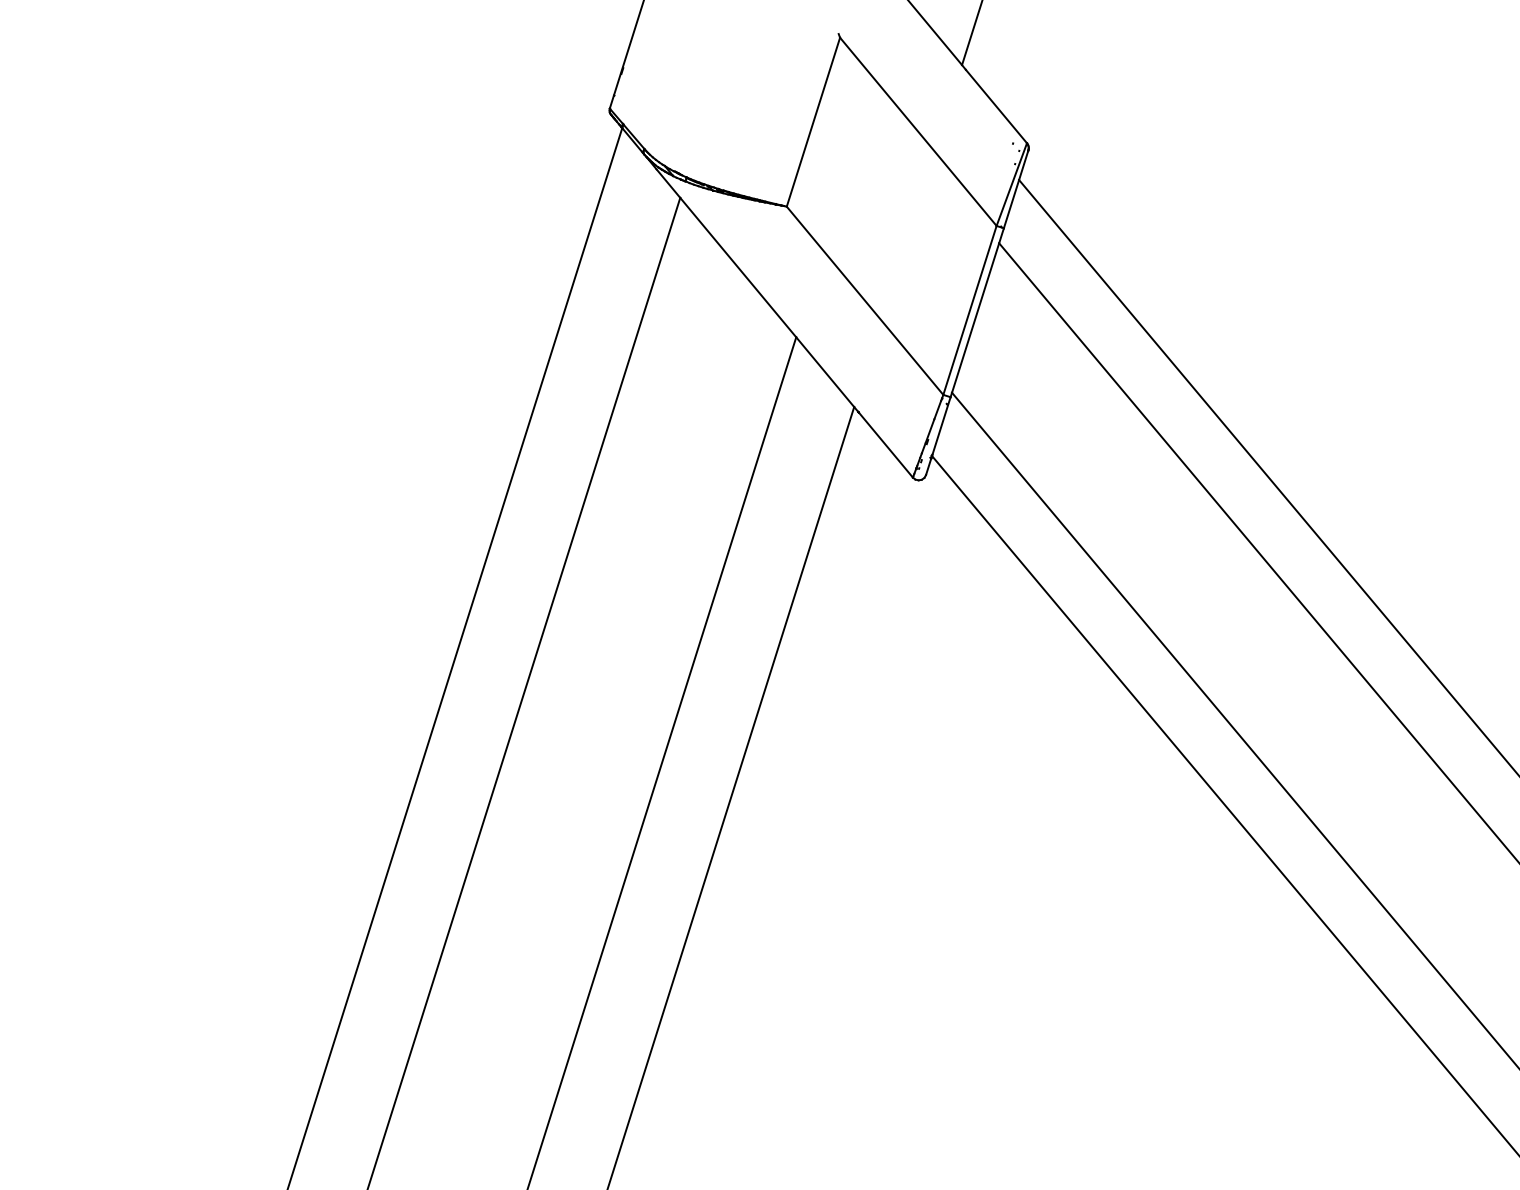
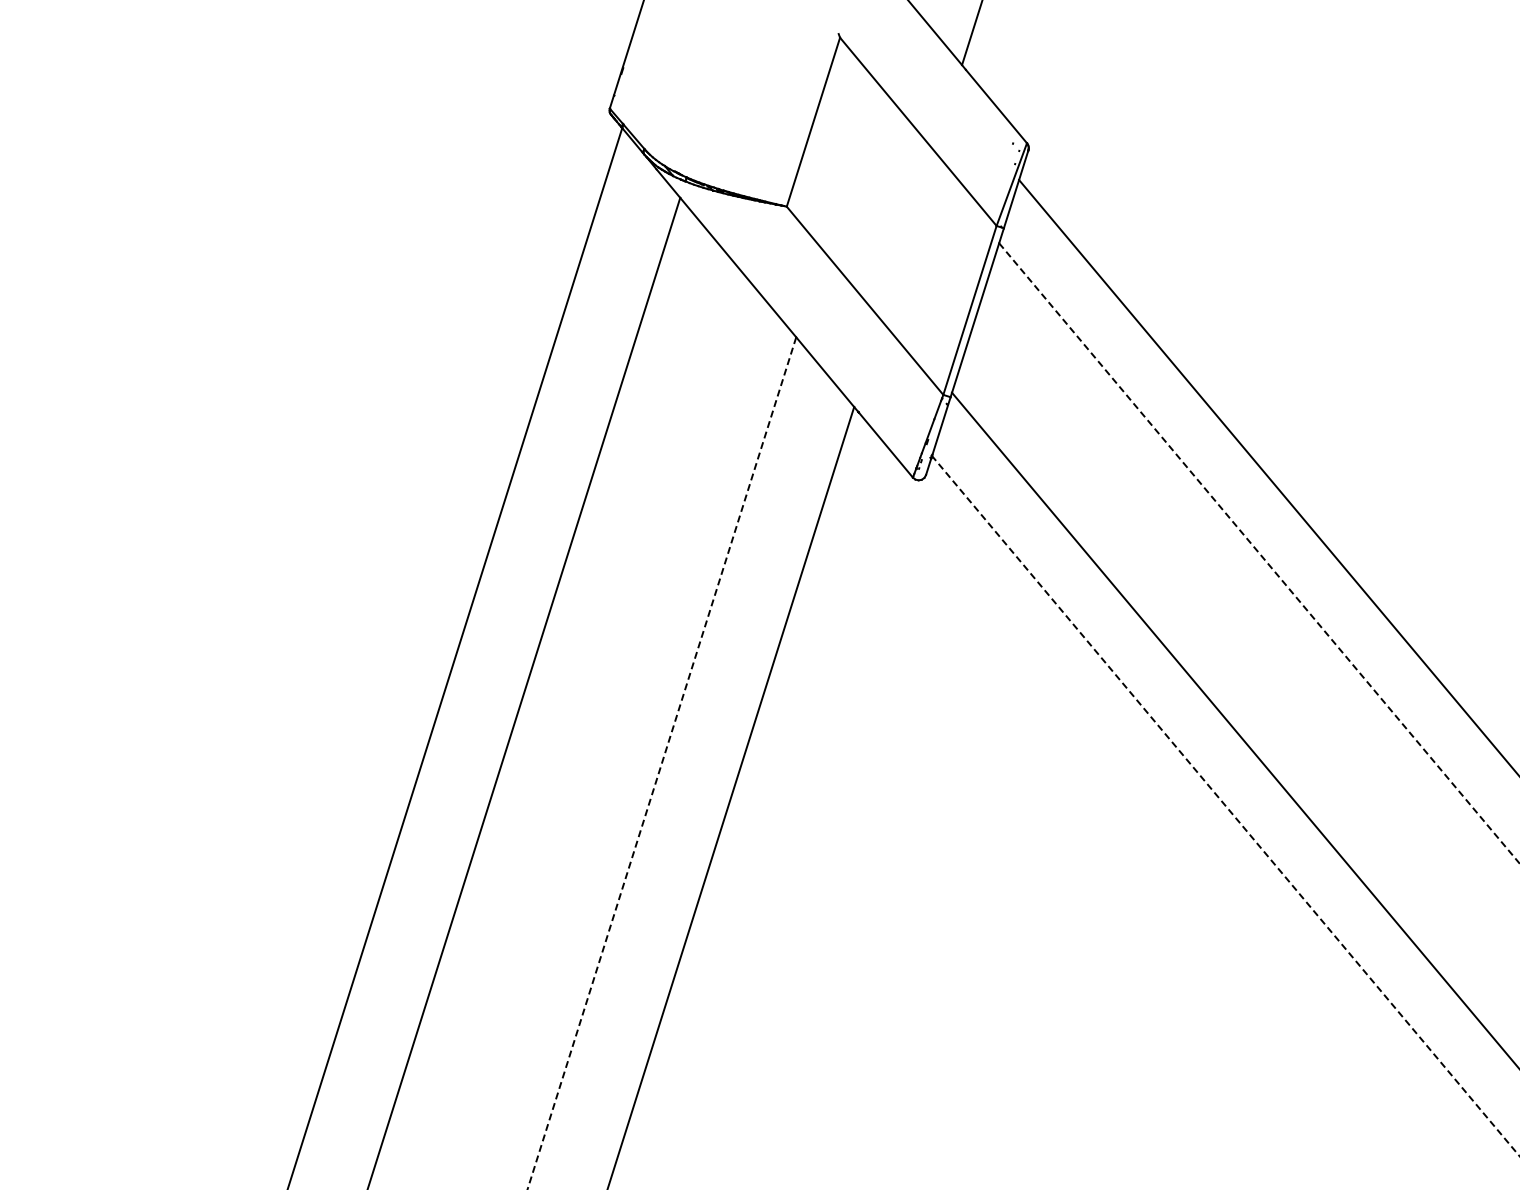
line: solid -> dashed (1259, 553)
line: solid -> dashed (661, 763)
line: solid -> dashed (1225, 805)
